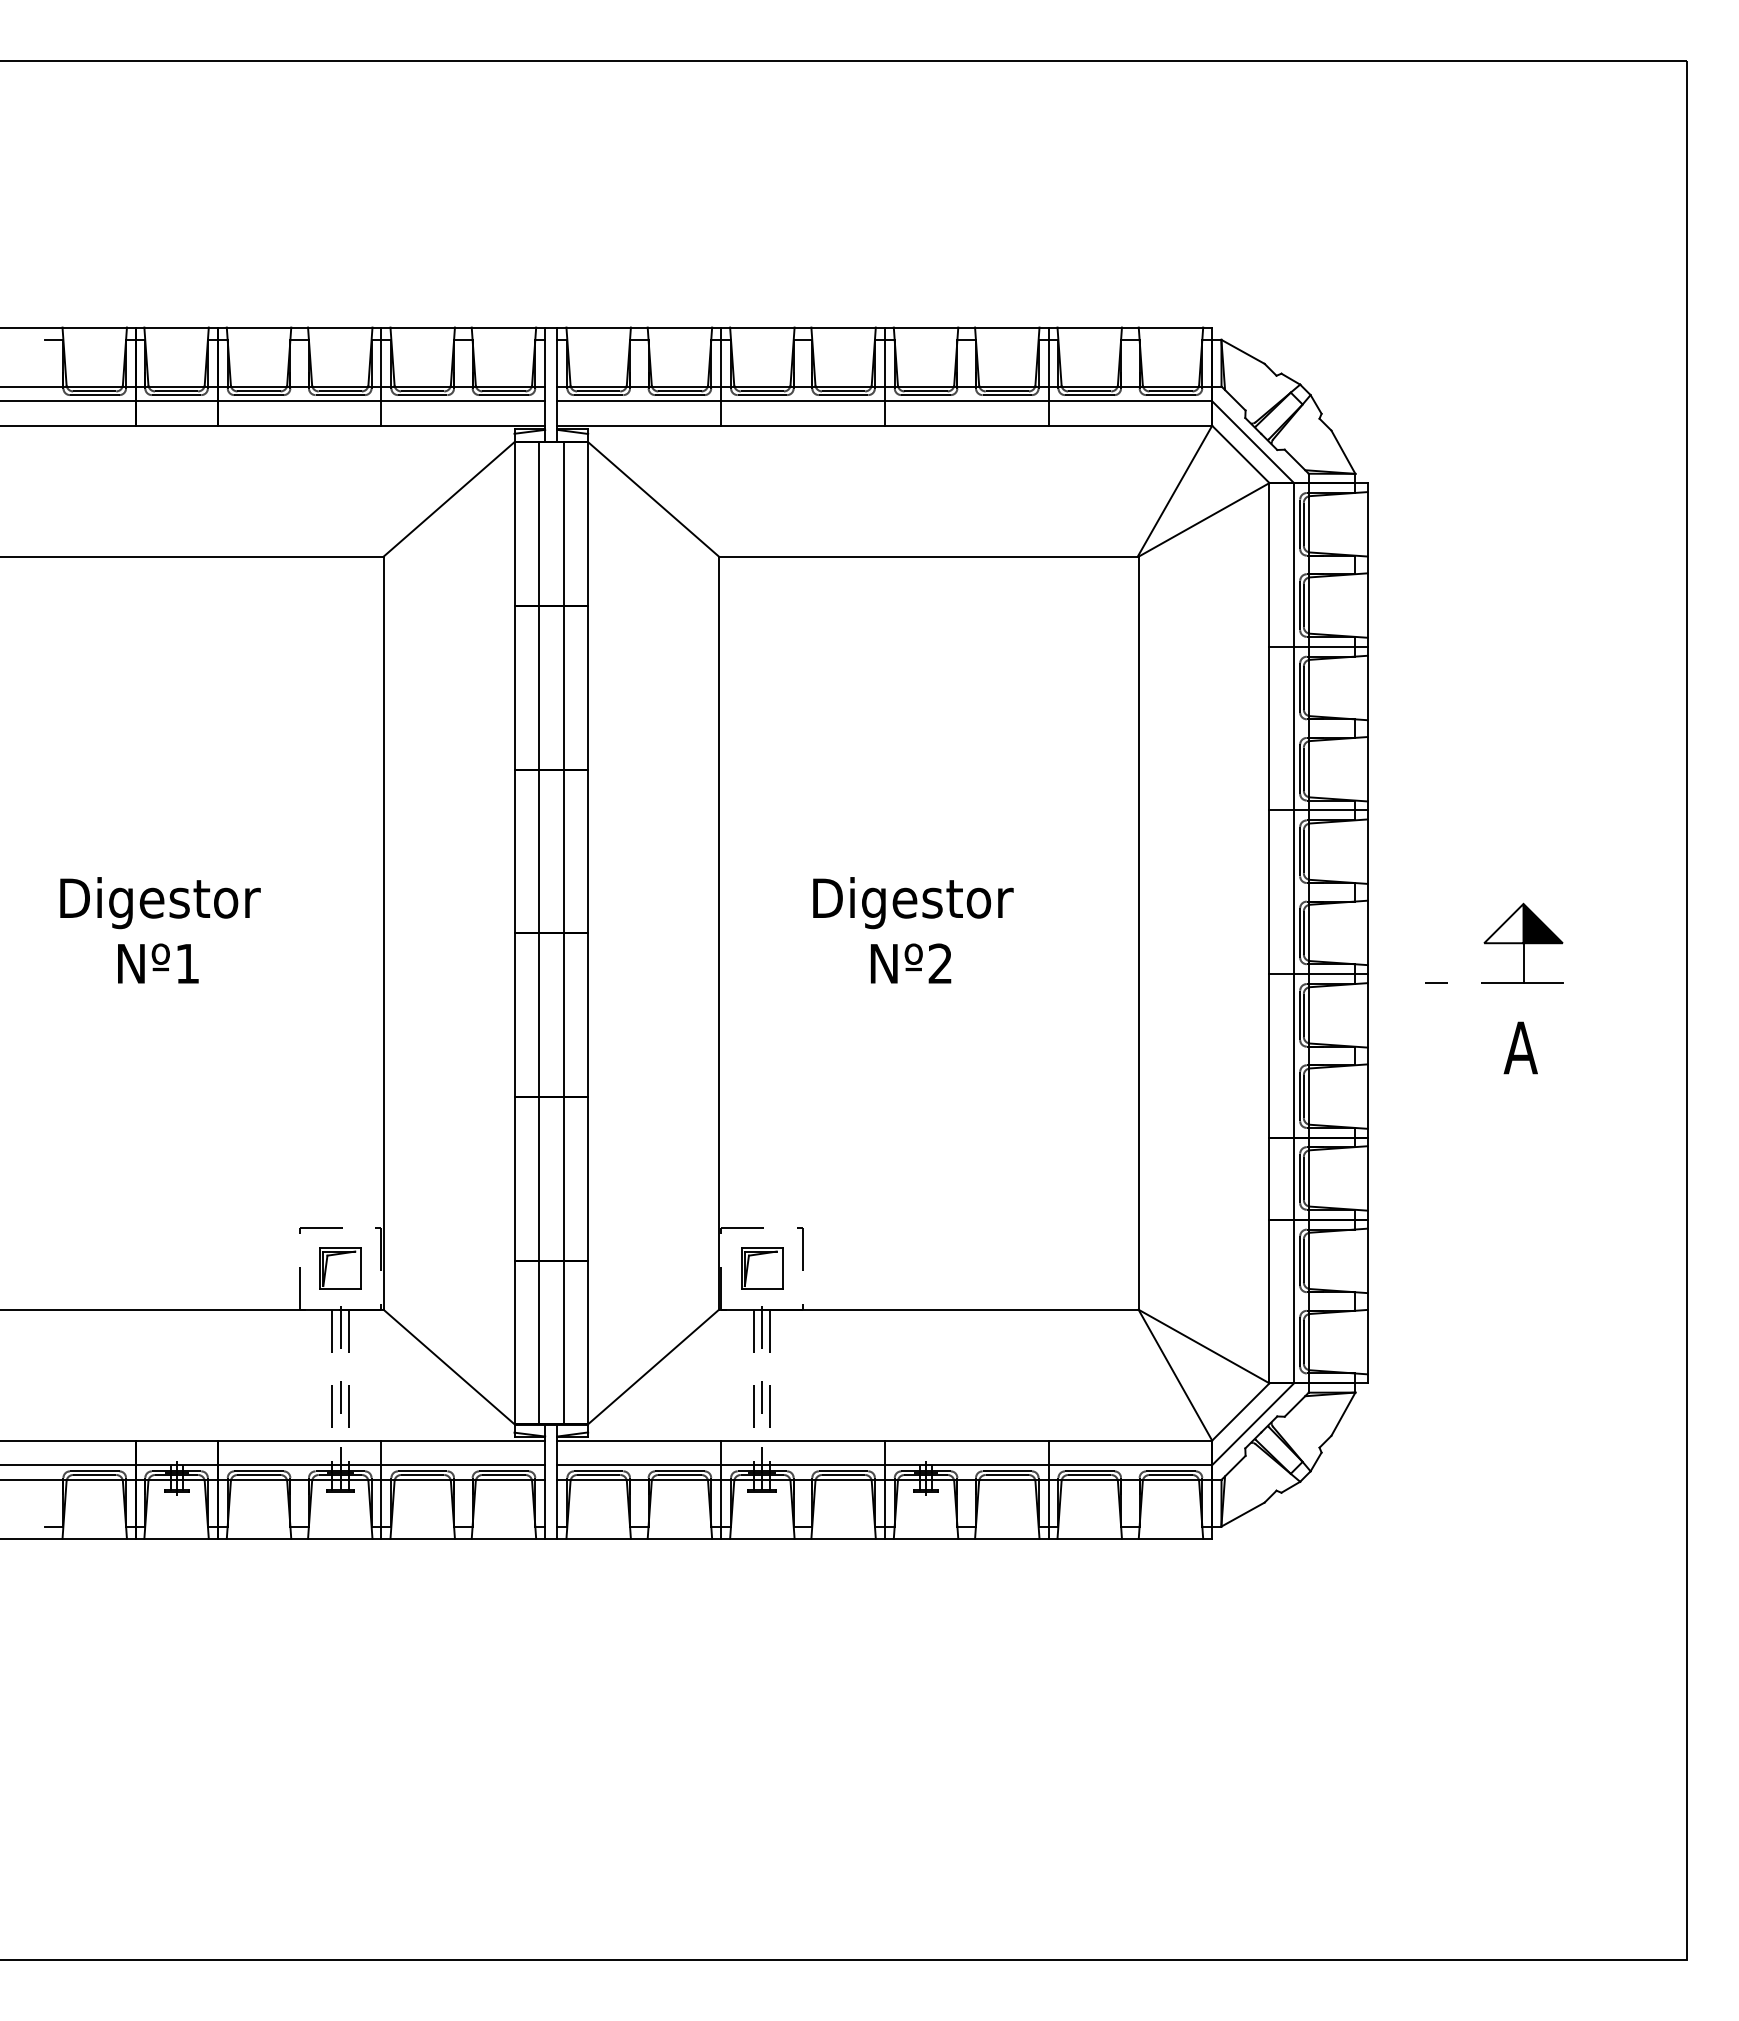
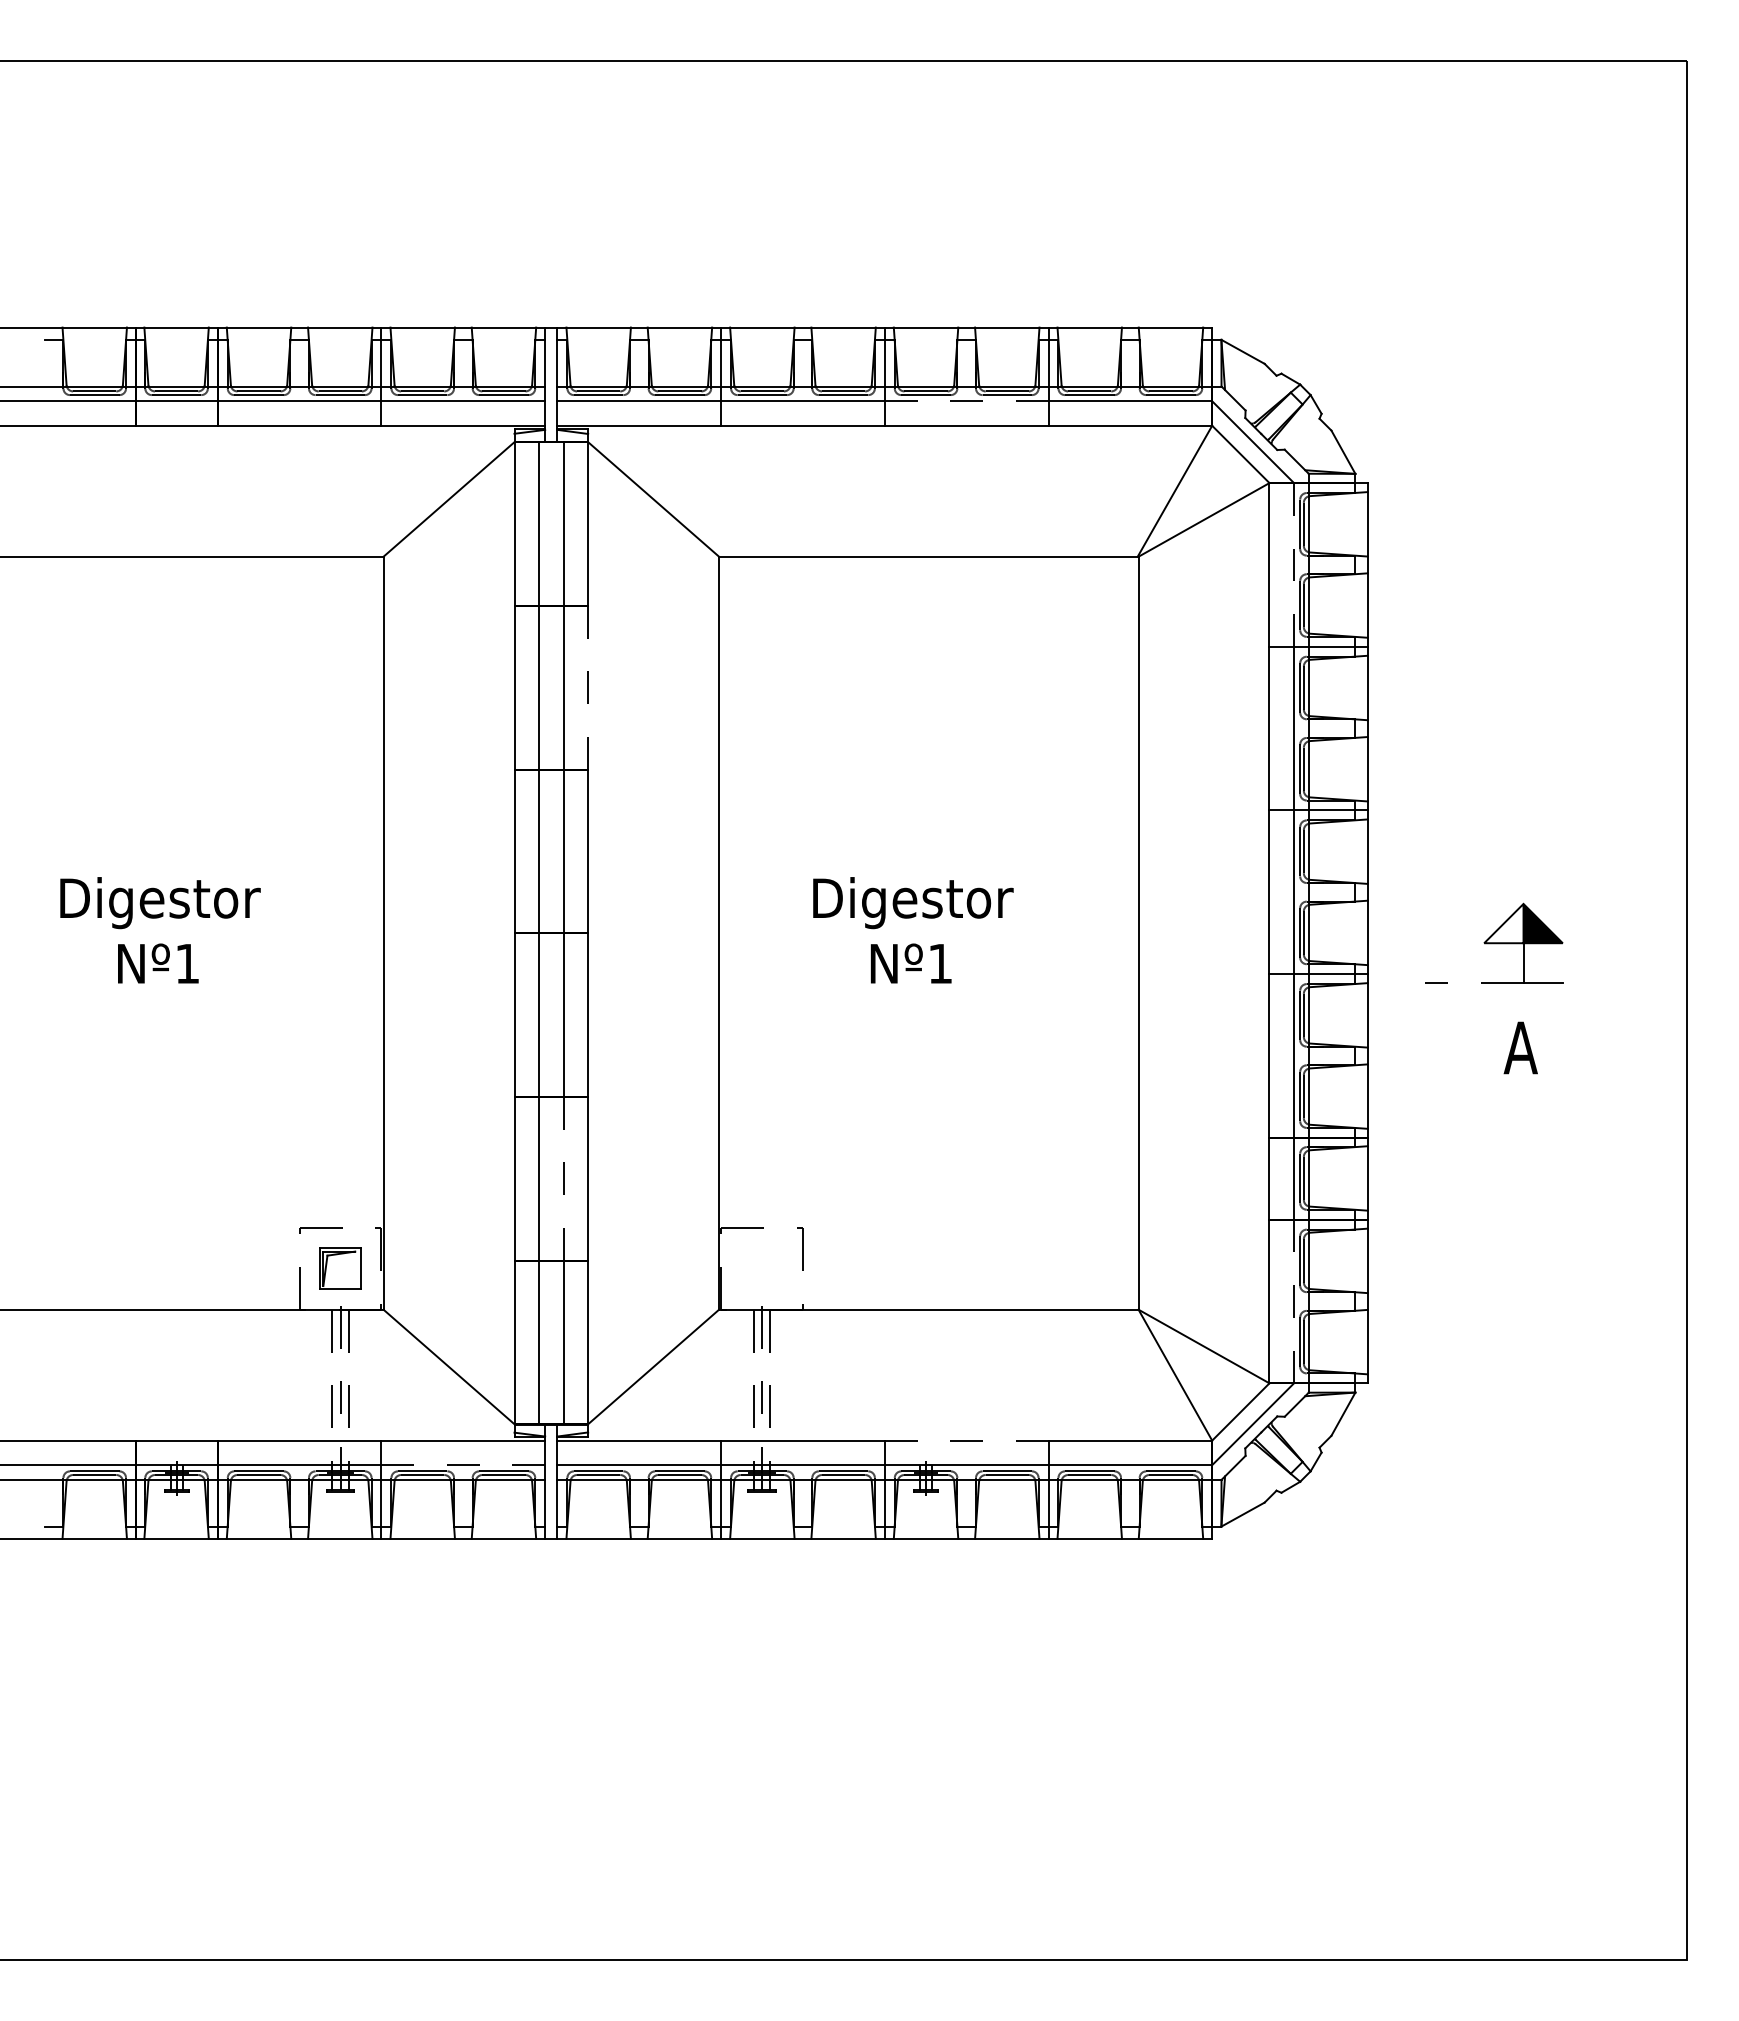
line: solid -> dashed (966, 401)
line: solid -> dashed (1294, 564)
line: solid -> dashed (588, 687)
text: Nº2 -> Nº1 (939, 963)
line: solid -> dashed (563, 1178)
part: present -> none (762, 1268)
line: solid -> dashed (1294, 1301)
line: solid -> dashed (966, 1440)
line: solid -> dashed (463, 1465)
